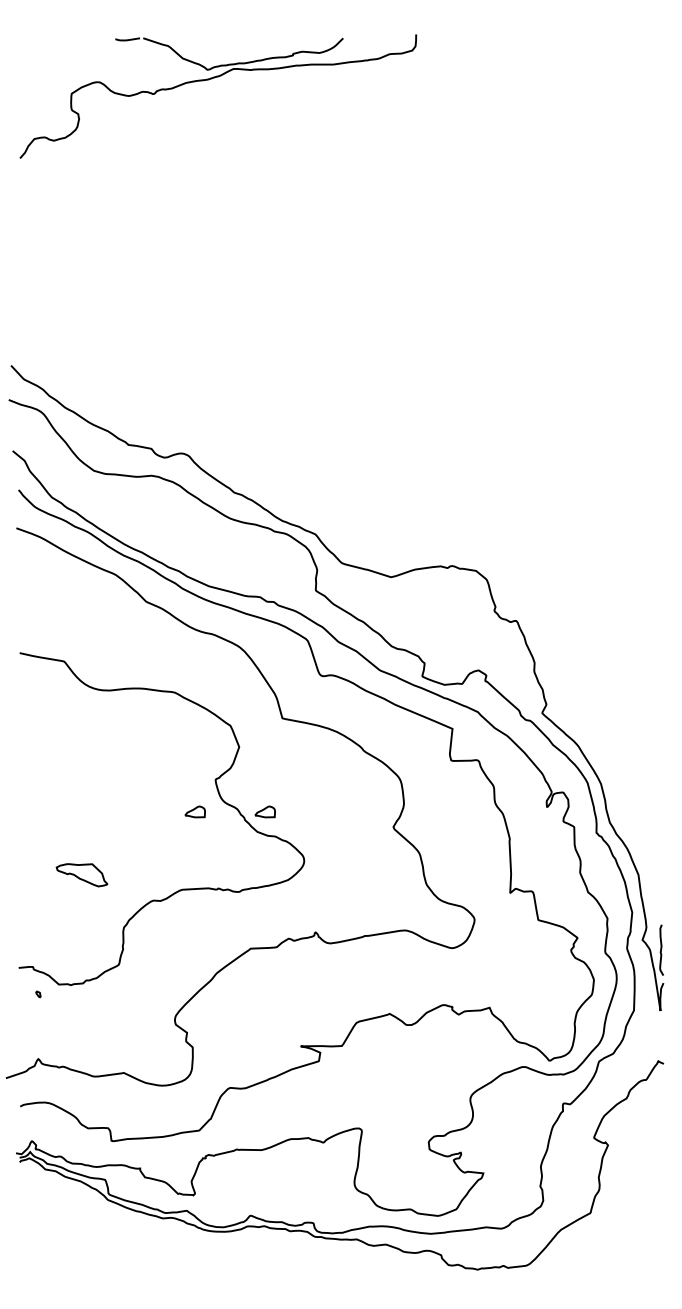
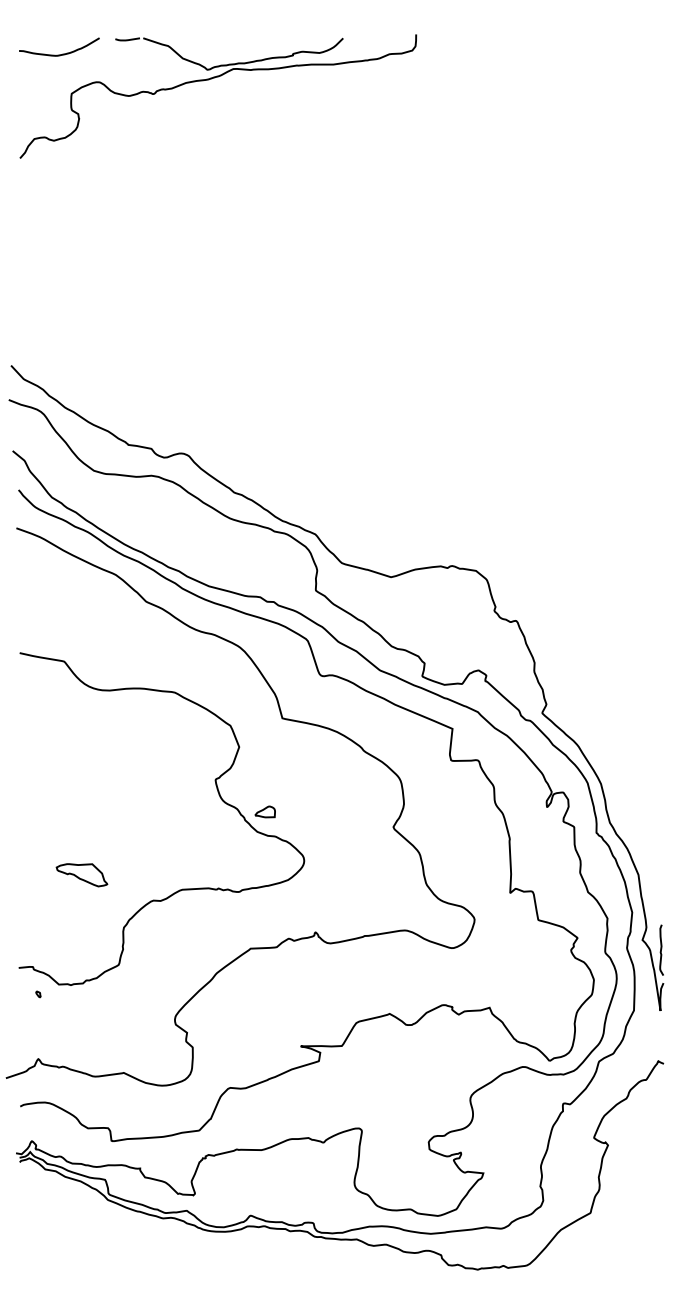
curve: none -> present (62, 53)
part: present -> none (194, 811)
